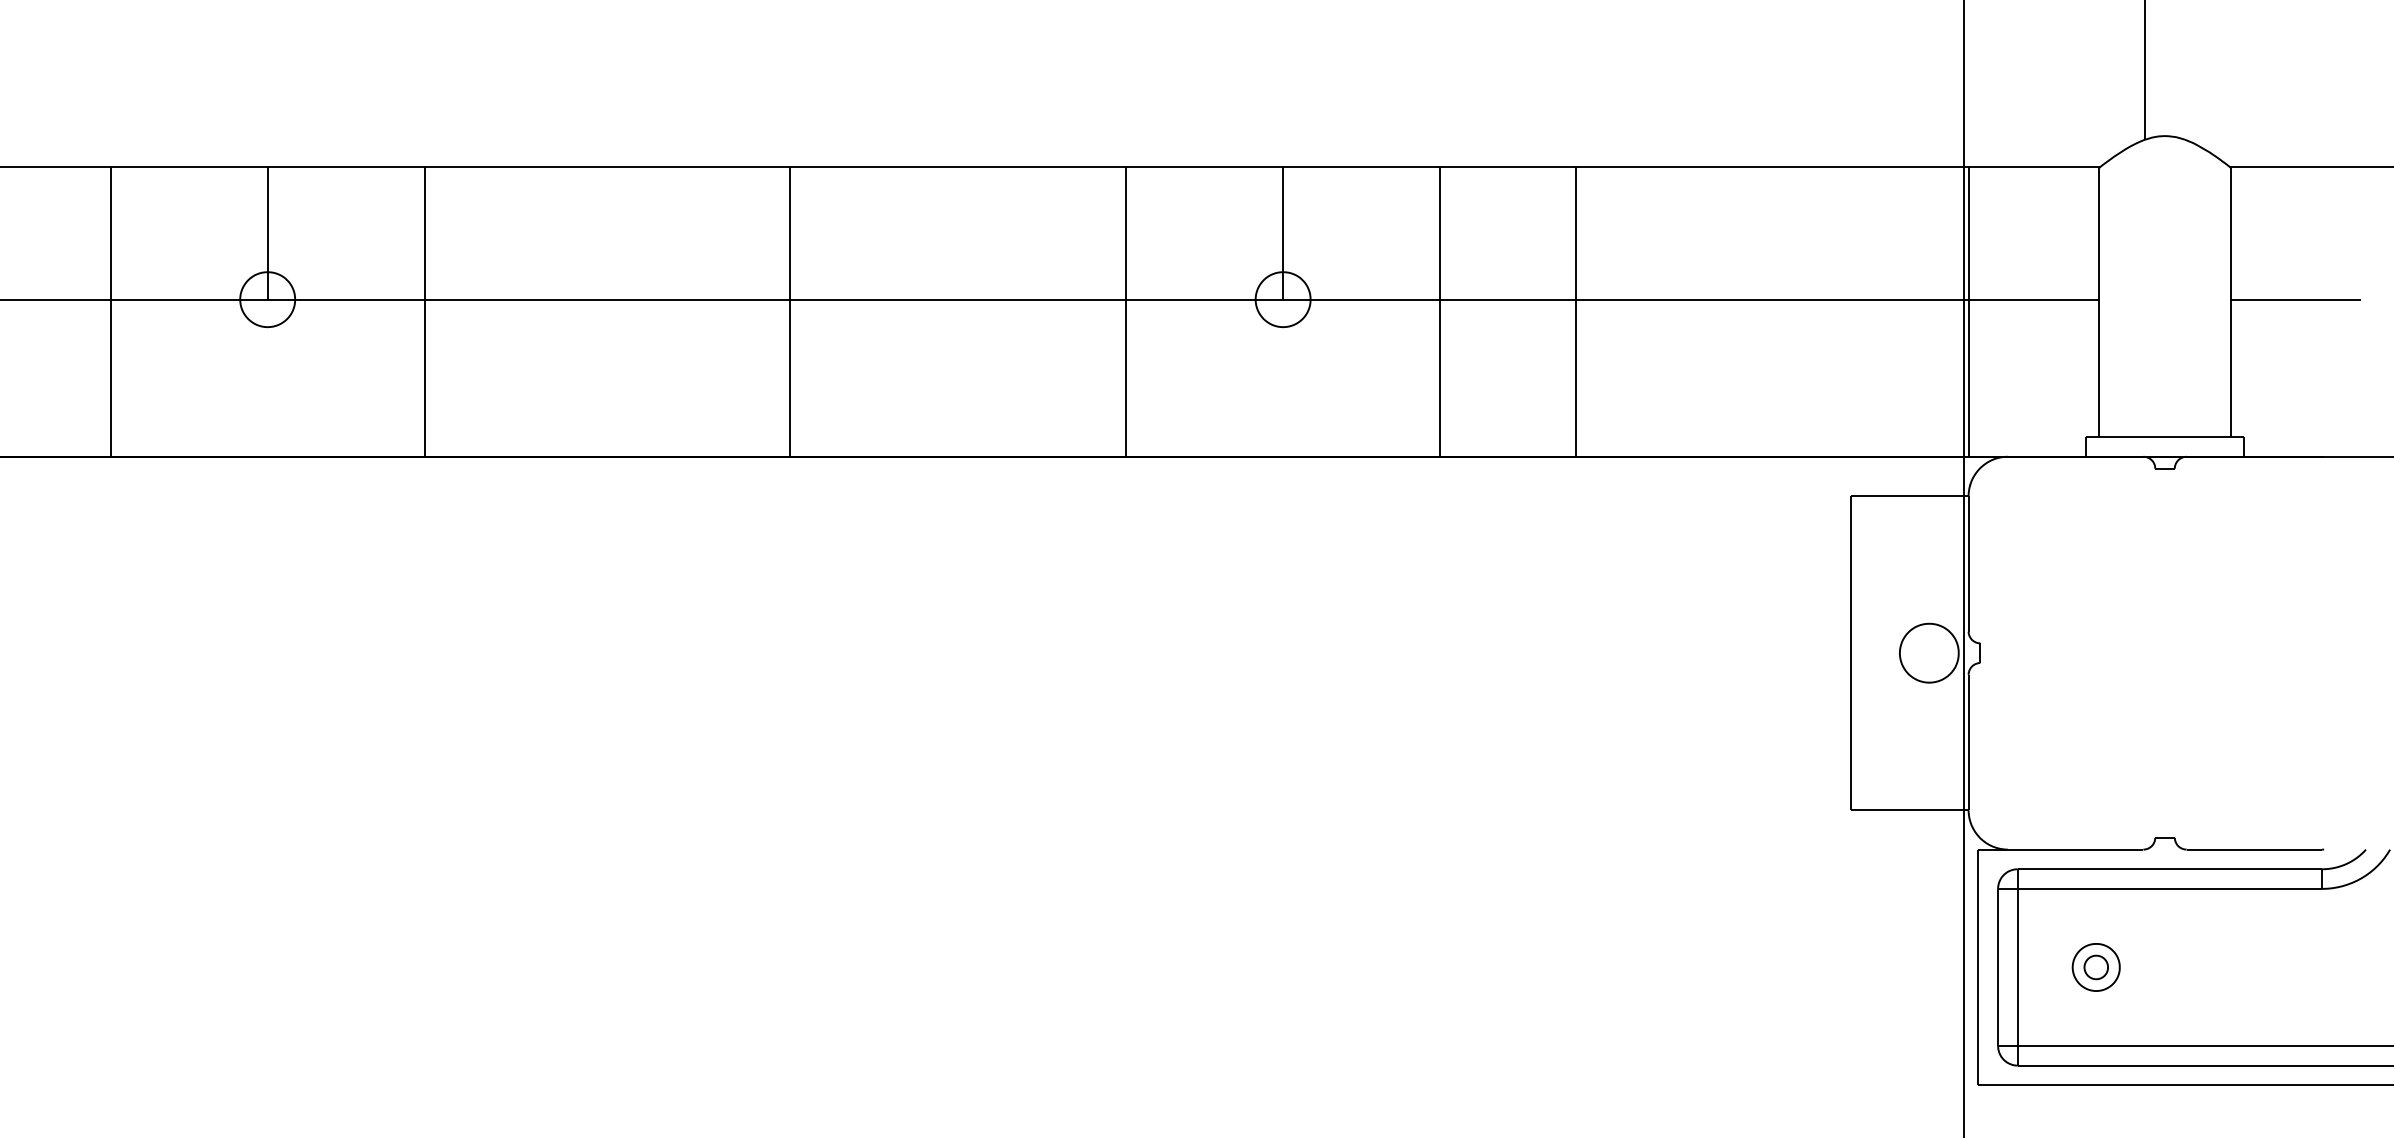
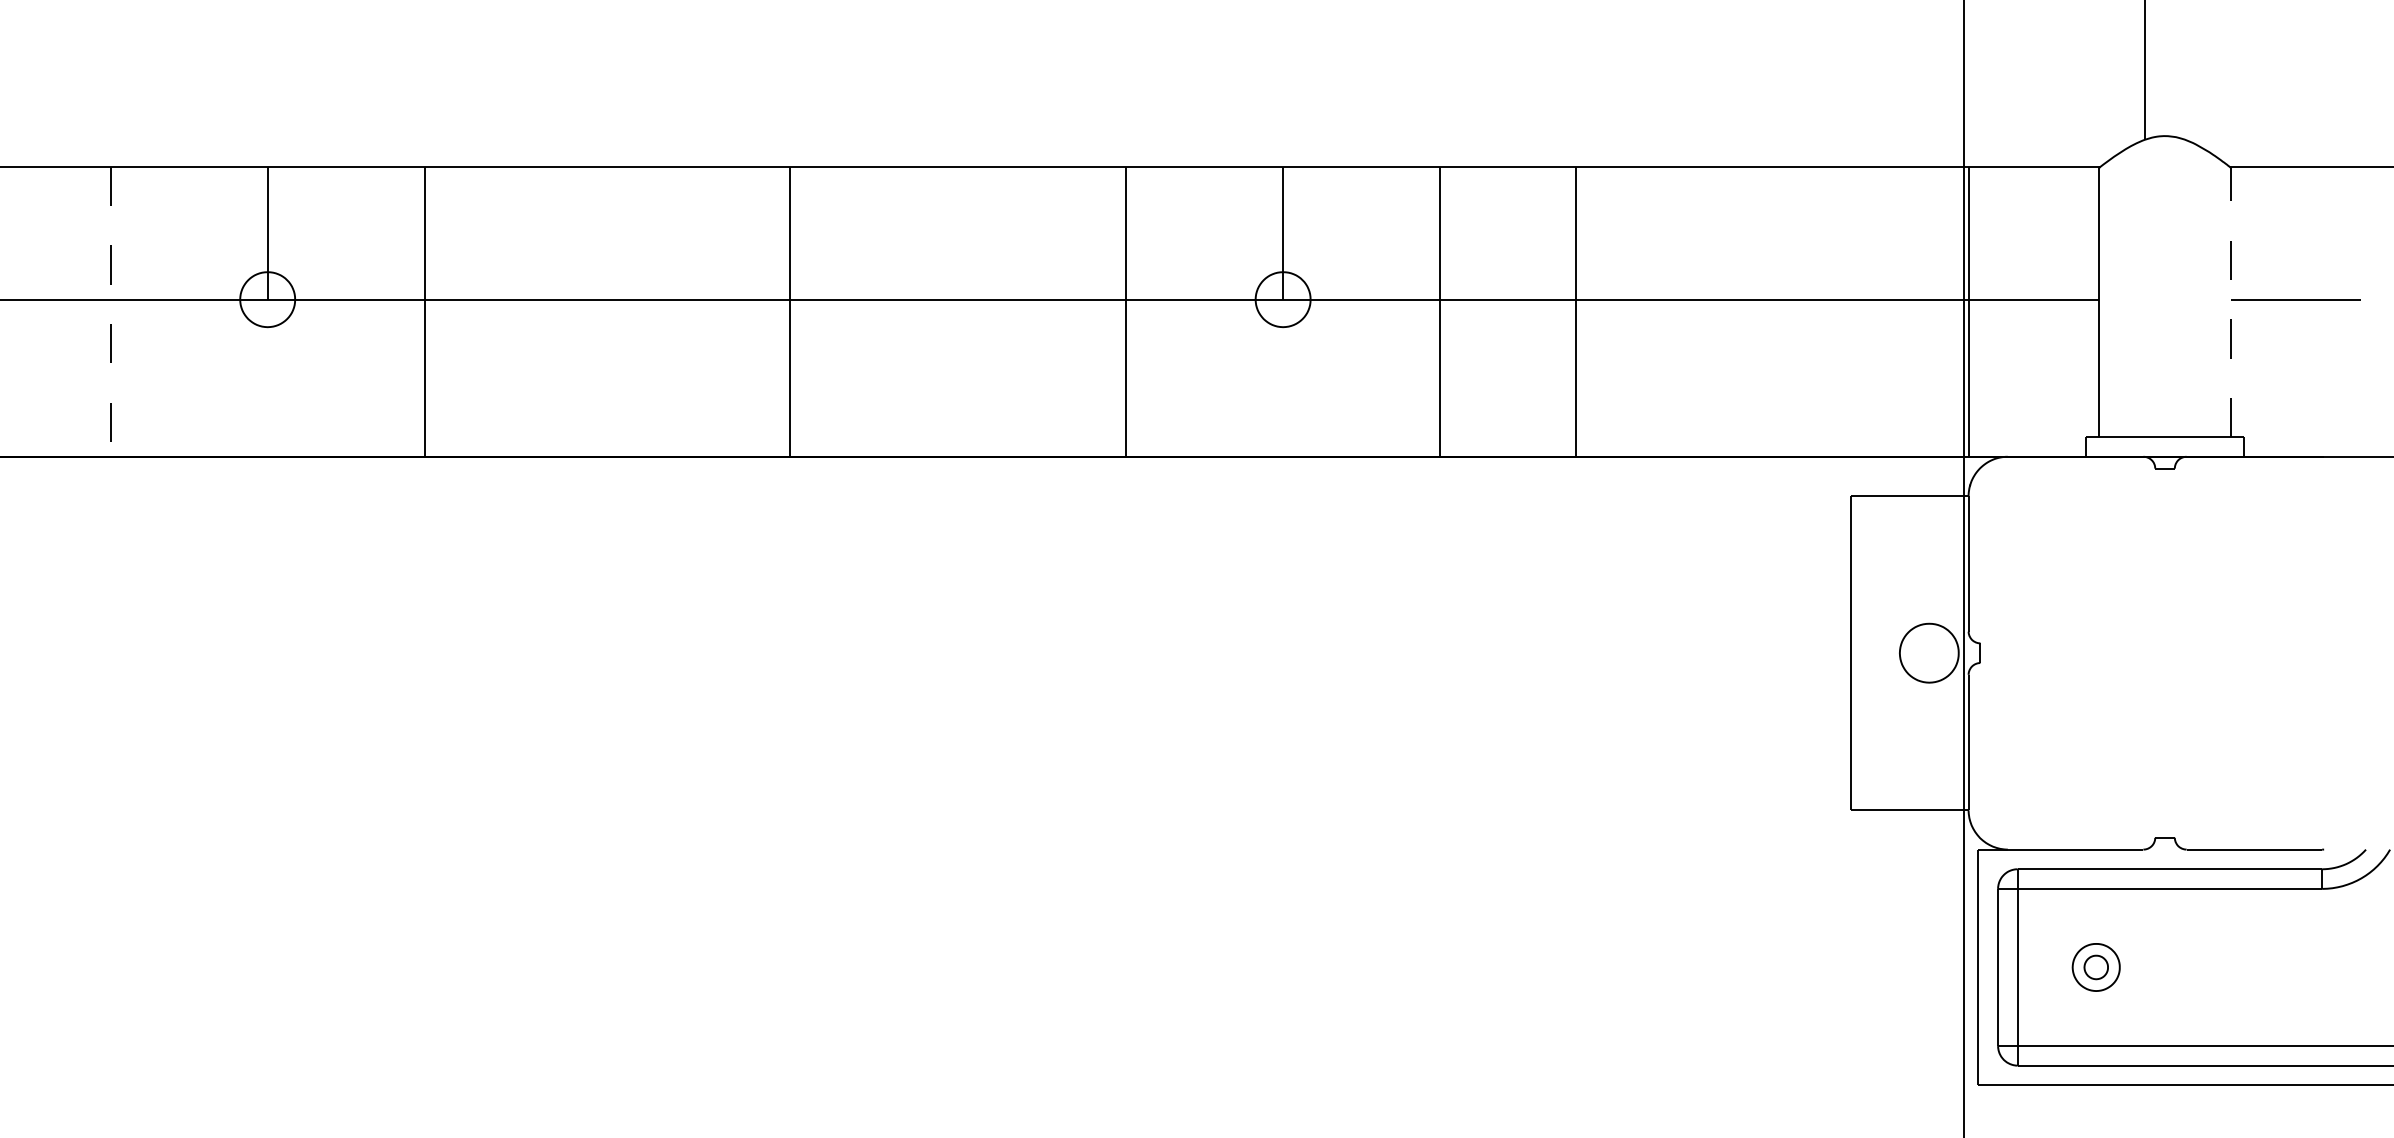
line: solid -> dashed (2231, 302)
line: solid -> dashed (110, 311)
